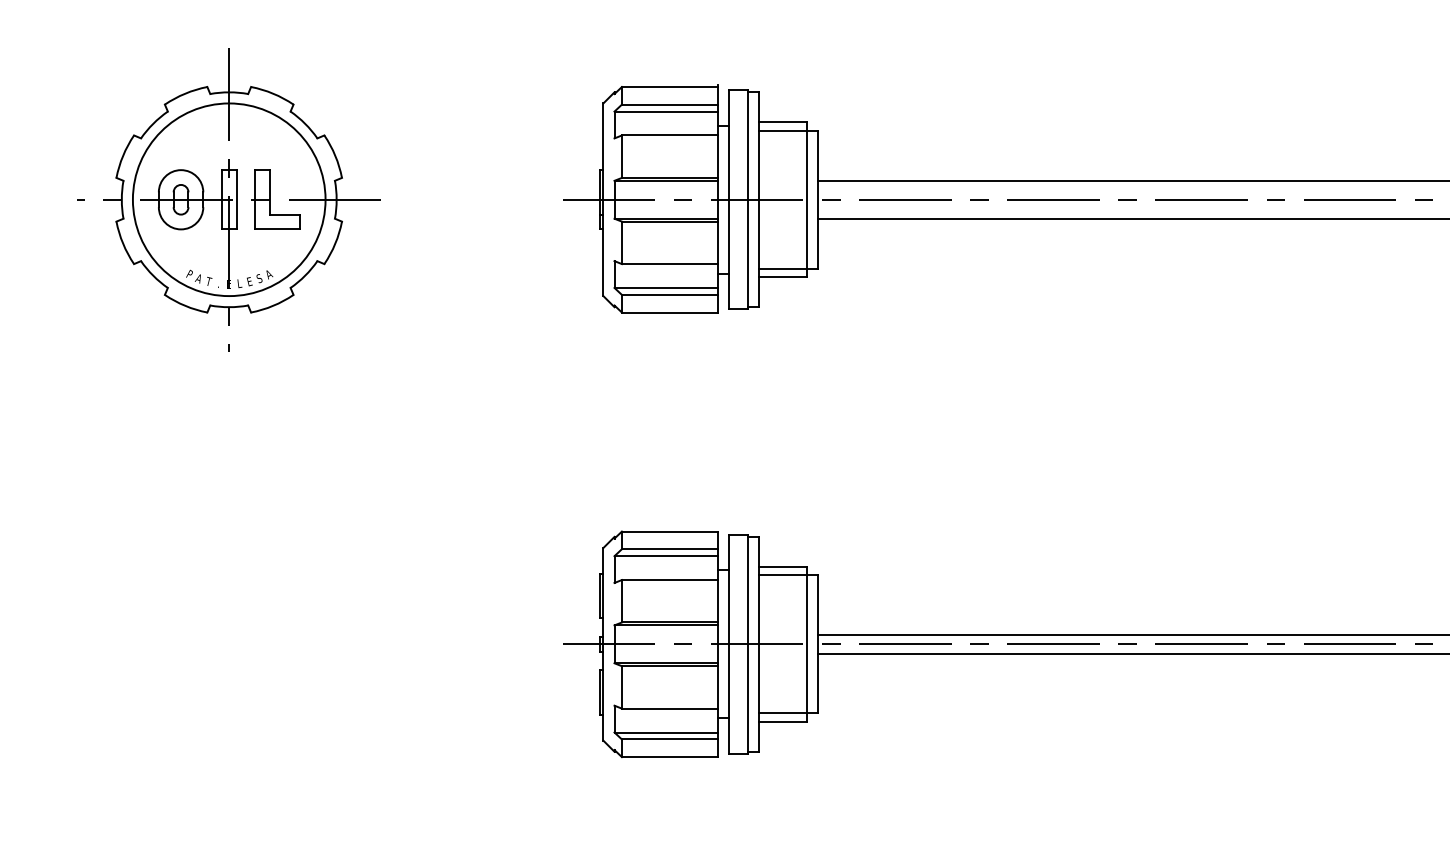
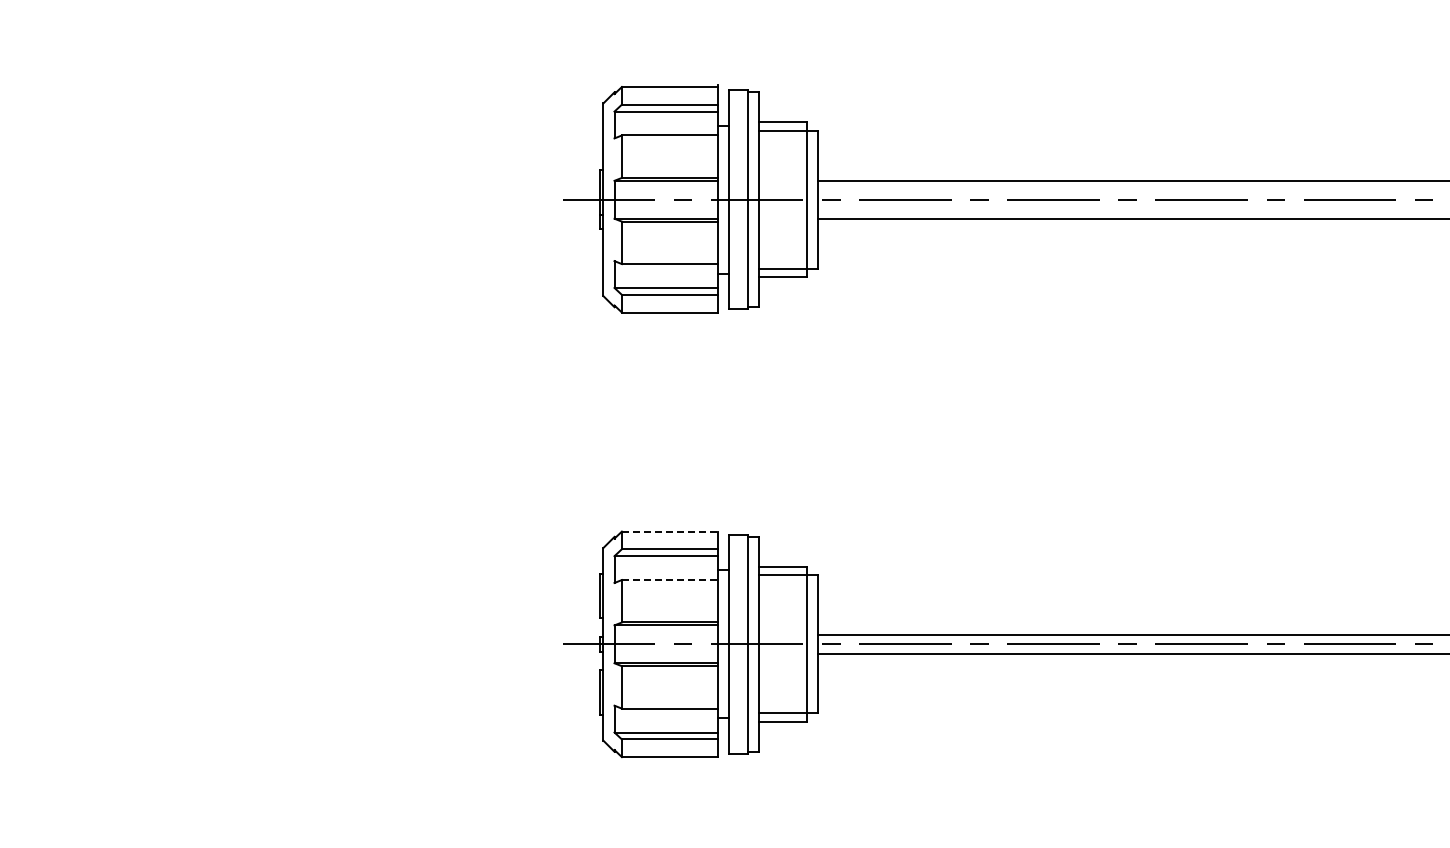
part: present -> none (228, 199)
line: solid -> dashed (670, 531)
line: solid -> dashed (670, 580)
